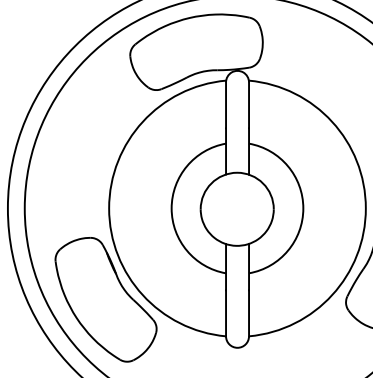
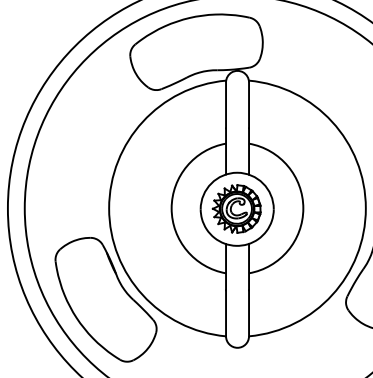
part: none -> present (236, 208)
